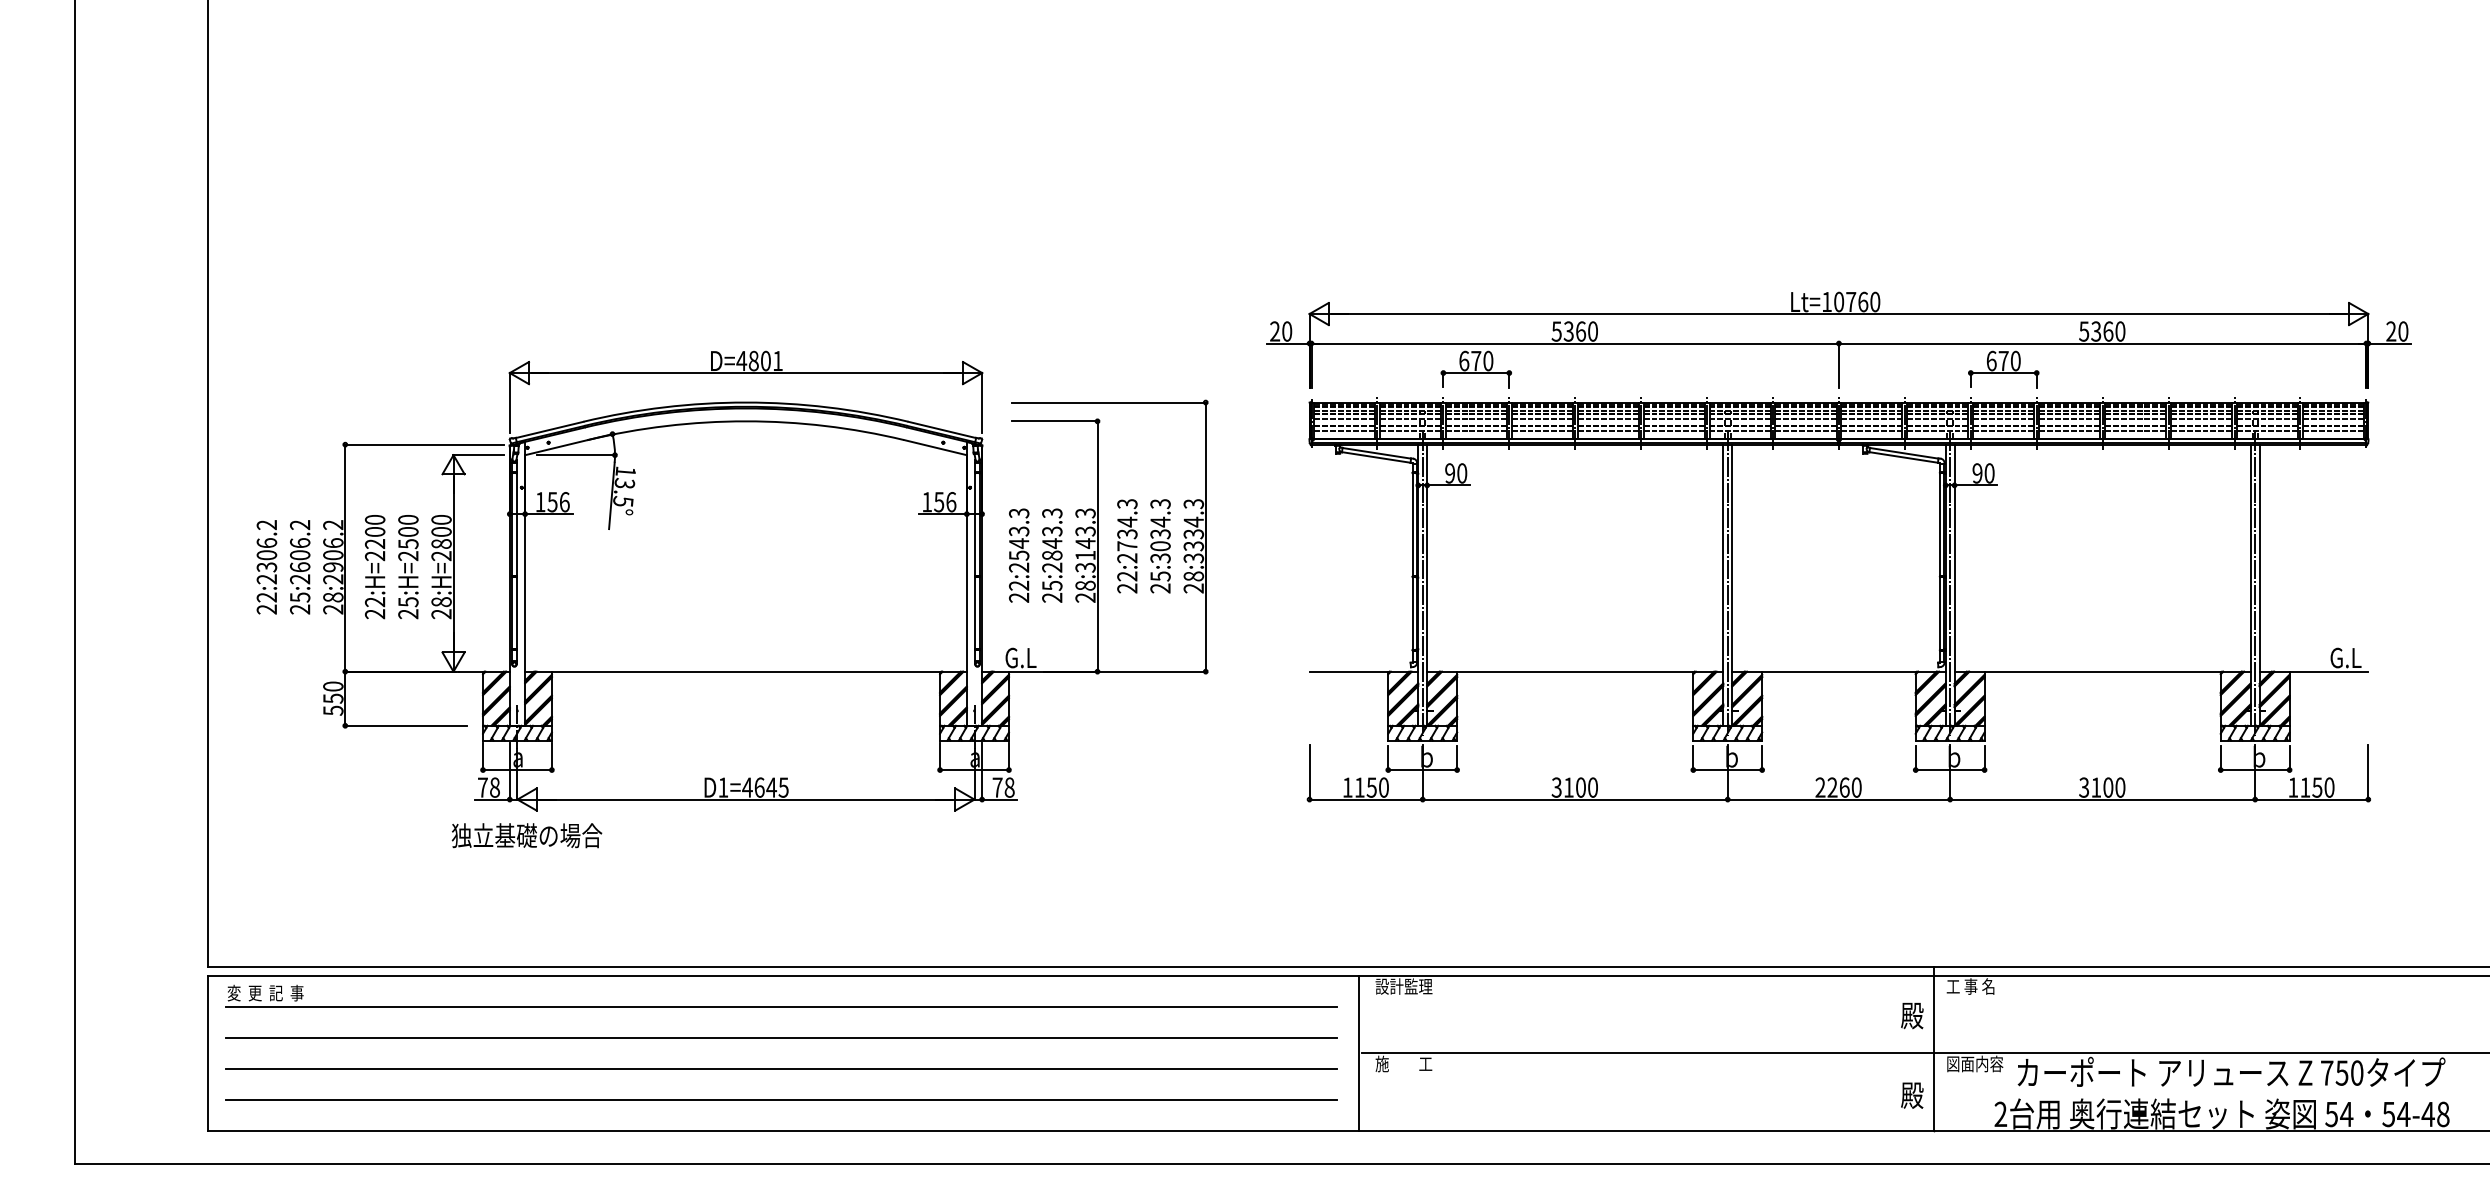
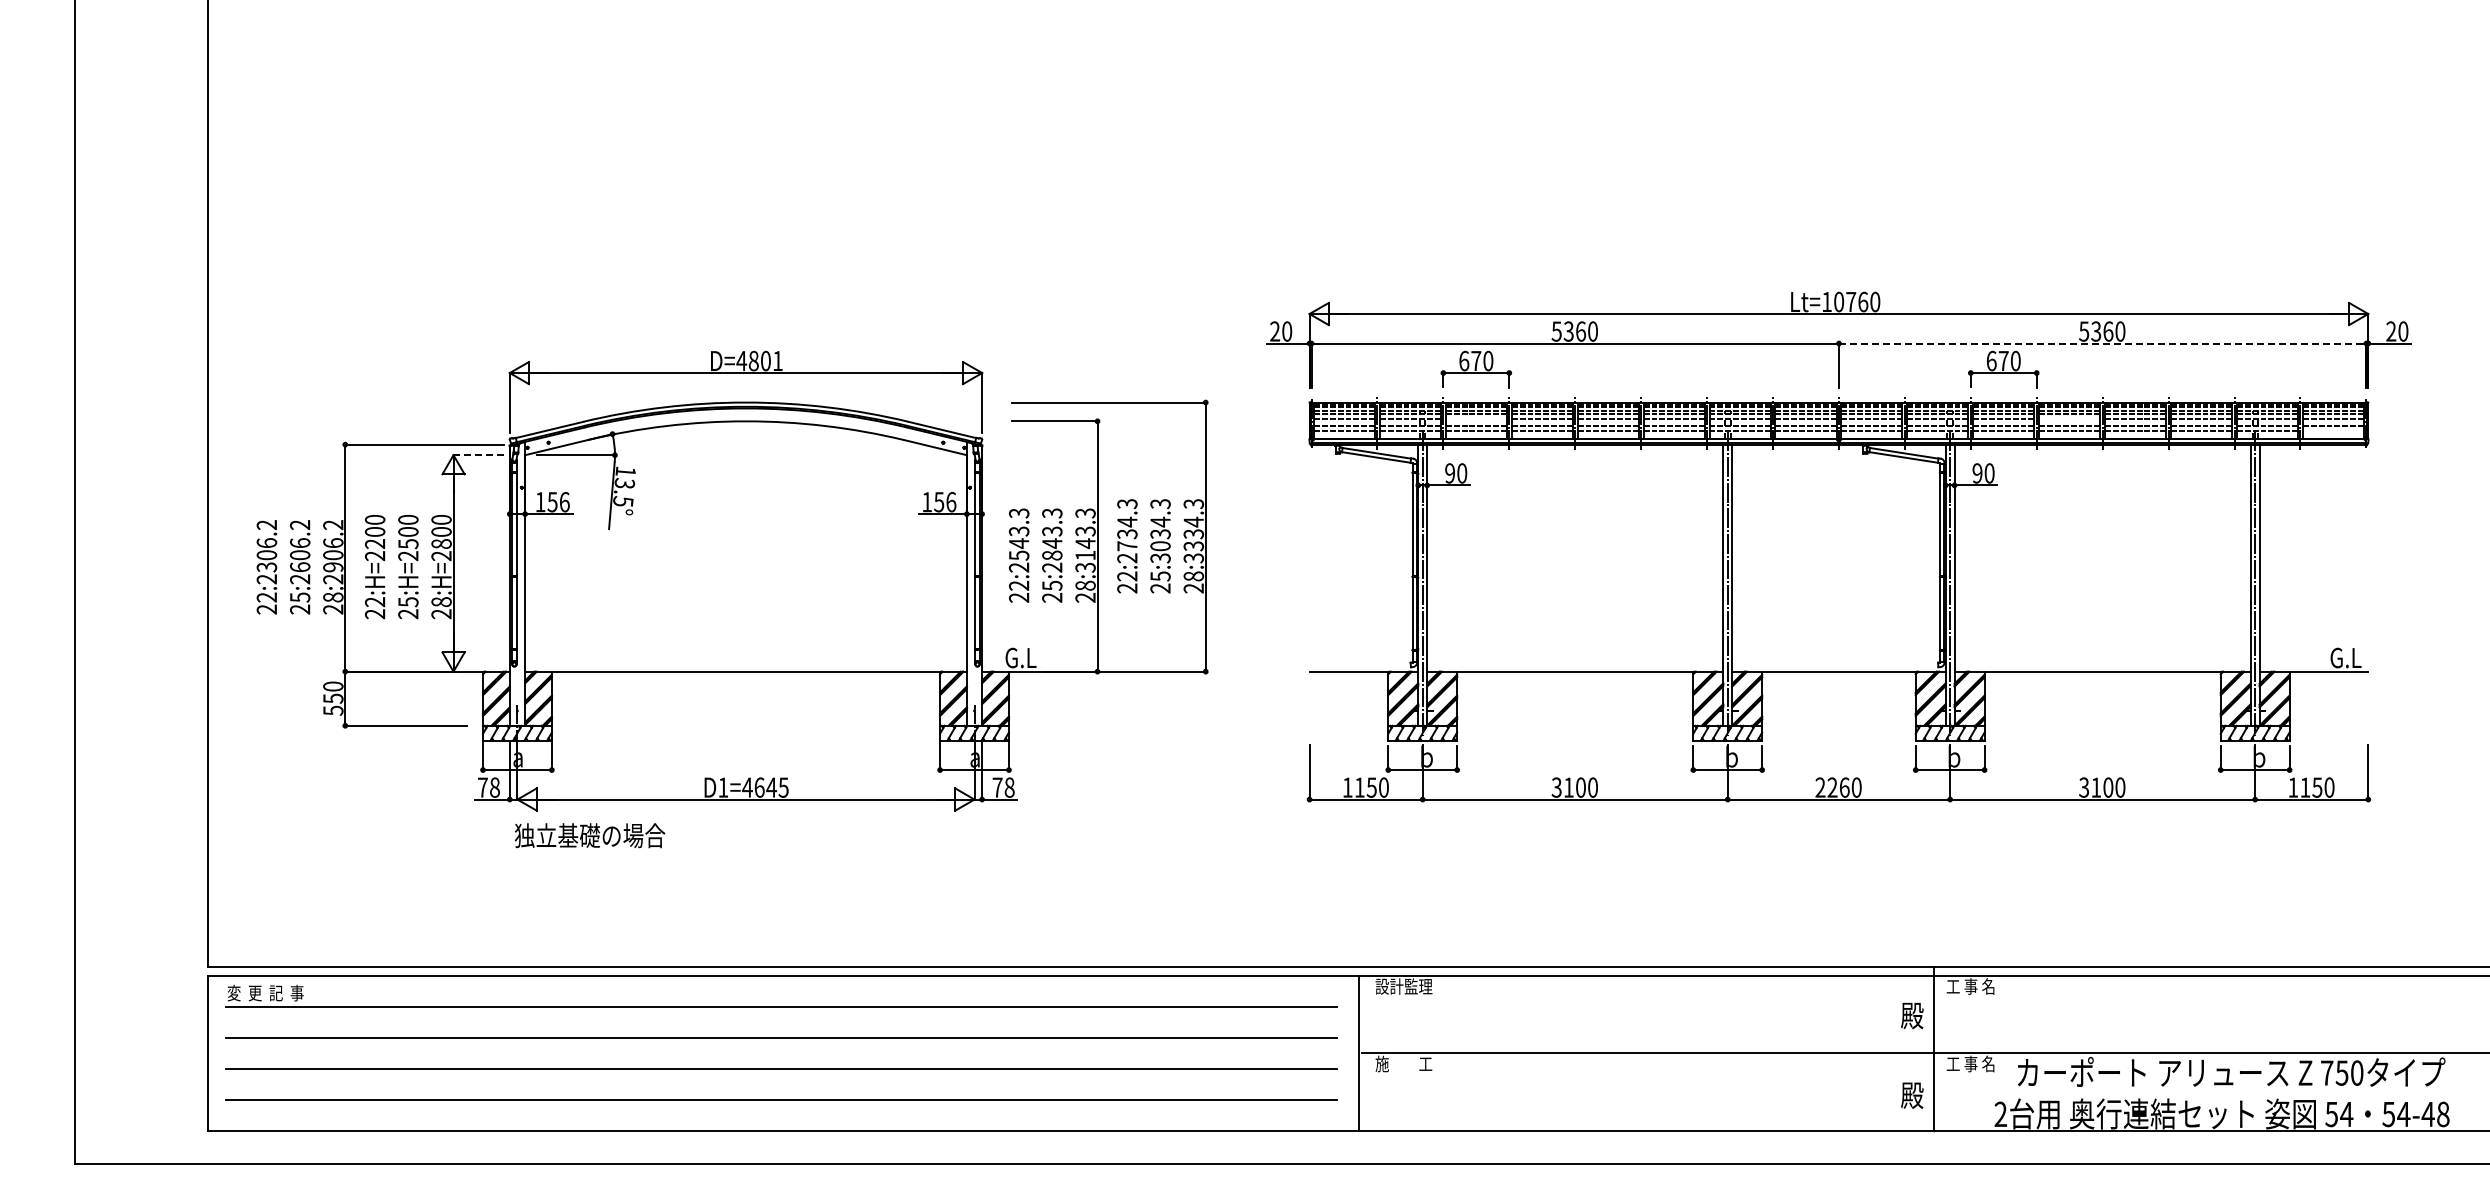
line: solid -> dashed (2102, 343)
line: present -> none (1475, 418)
line: present -> none (2069, 418)
line: present -> none (2332, 430)
line: solid -> dashed (478, 455)
text position: (526, 835) -> (589, 835) (589, 835)
text: 図面内容 -> 工 事 名 (1974, 1063)
